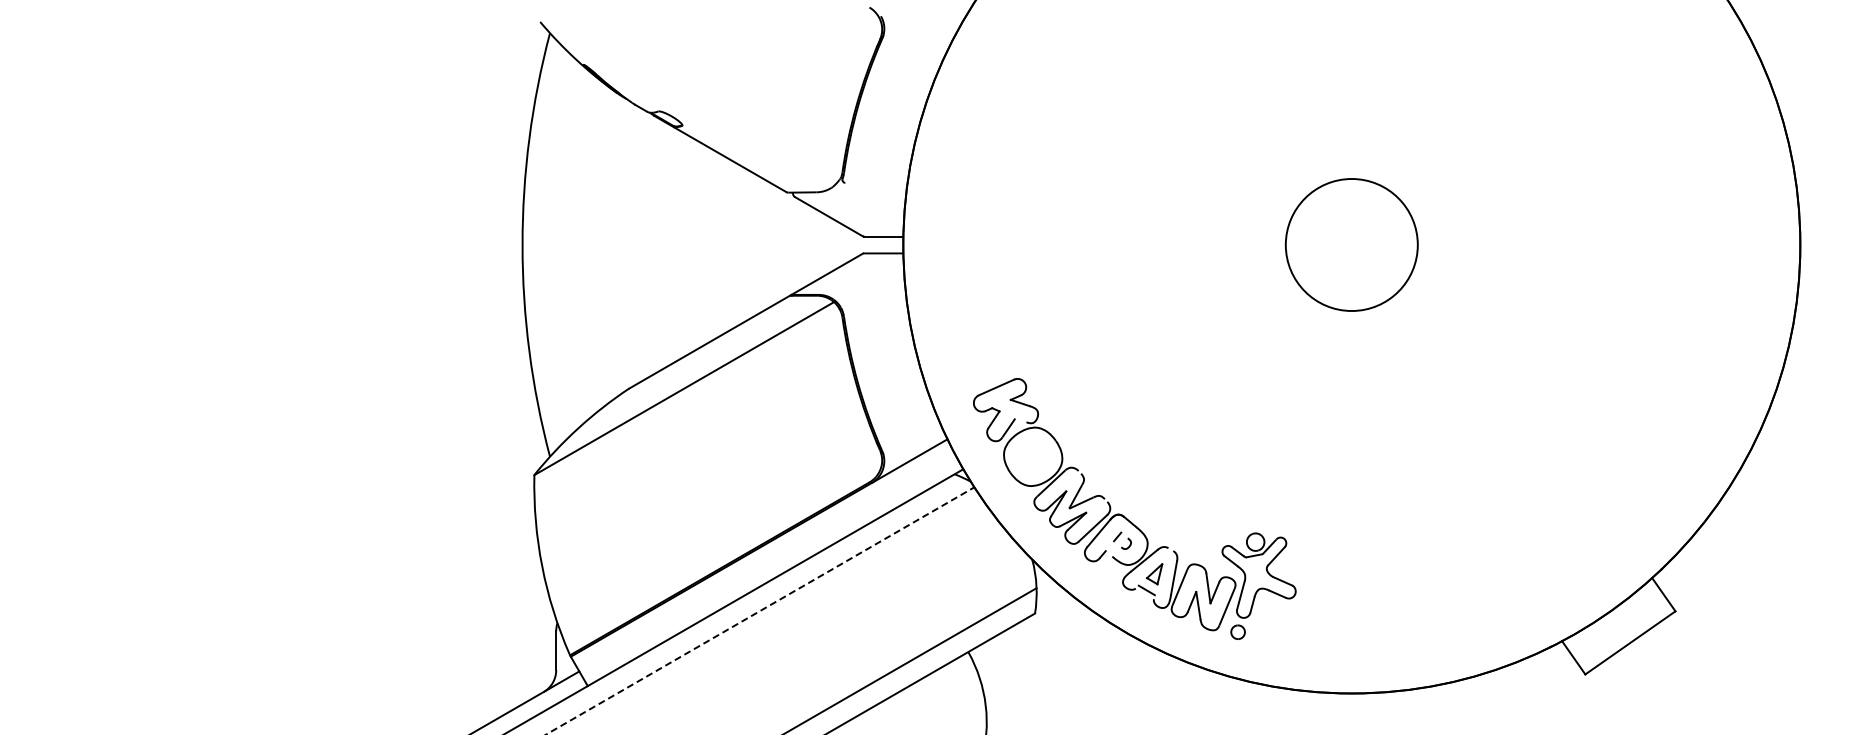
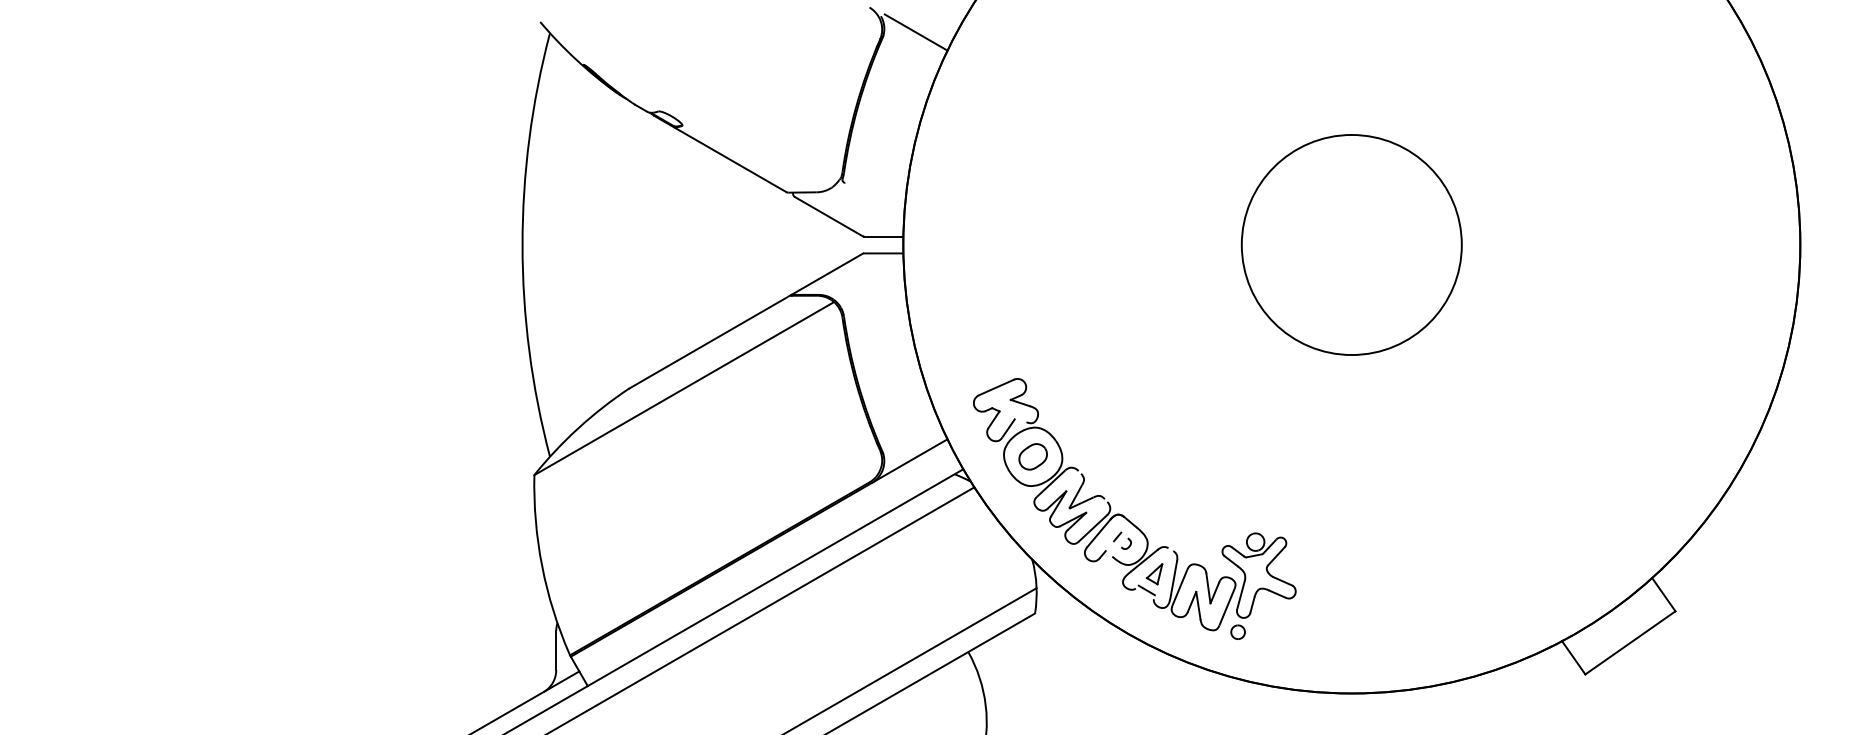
line: none -> present (915, 32)
circle diameter: 132 px -> 220 px (1351, 244)
part: none -> present (1032, 456)
line: dashed -> solid (760, 610)
